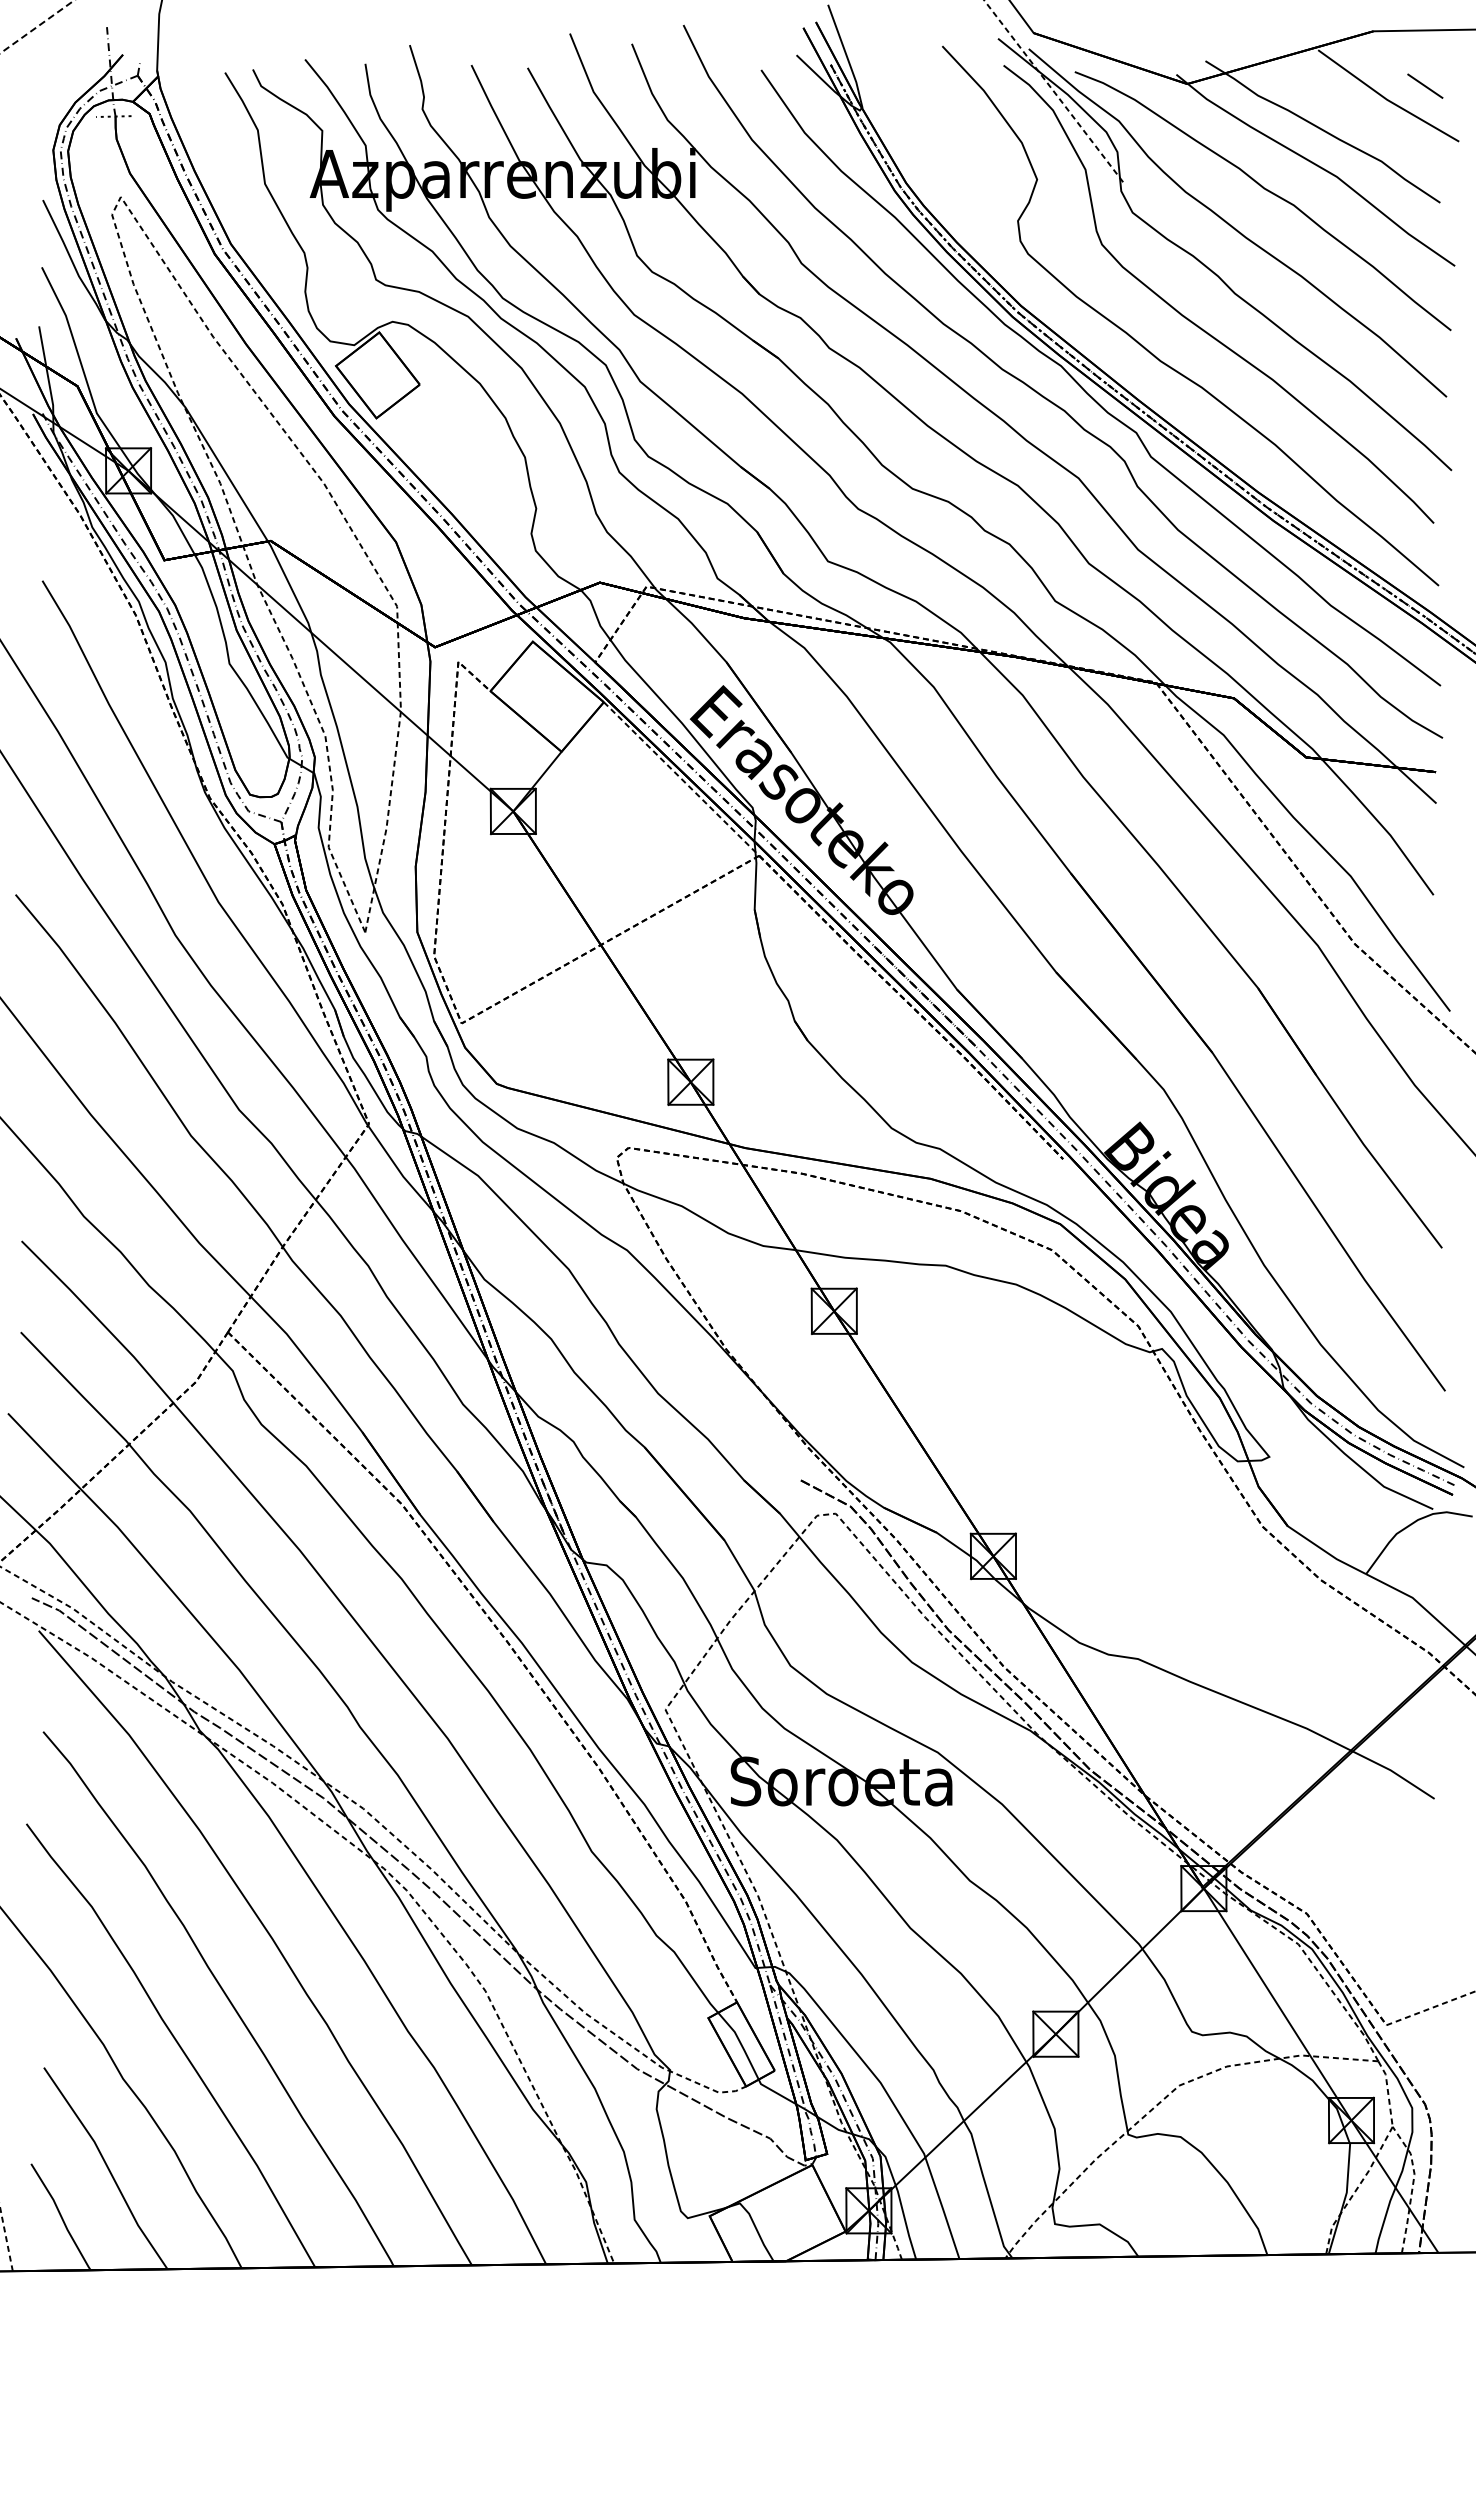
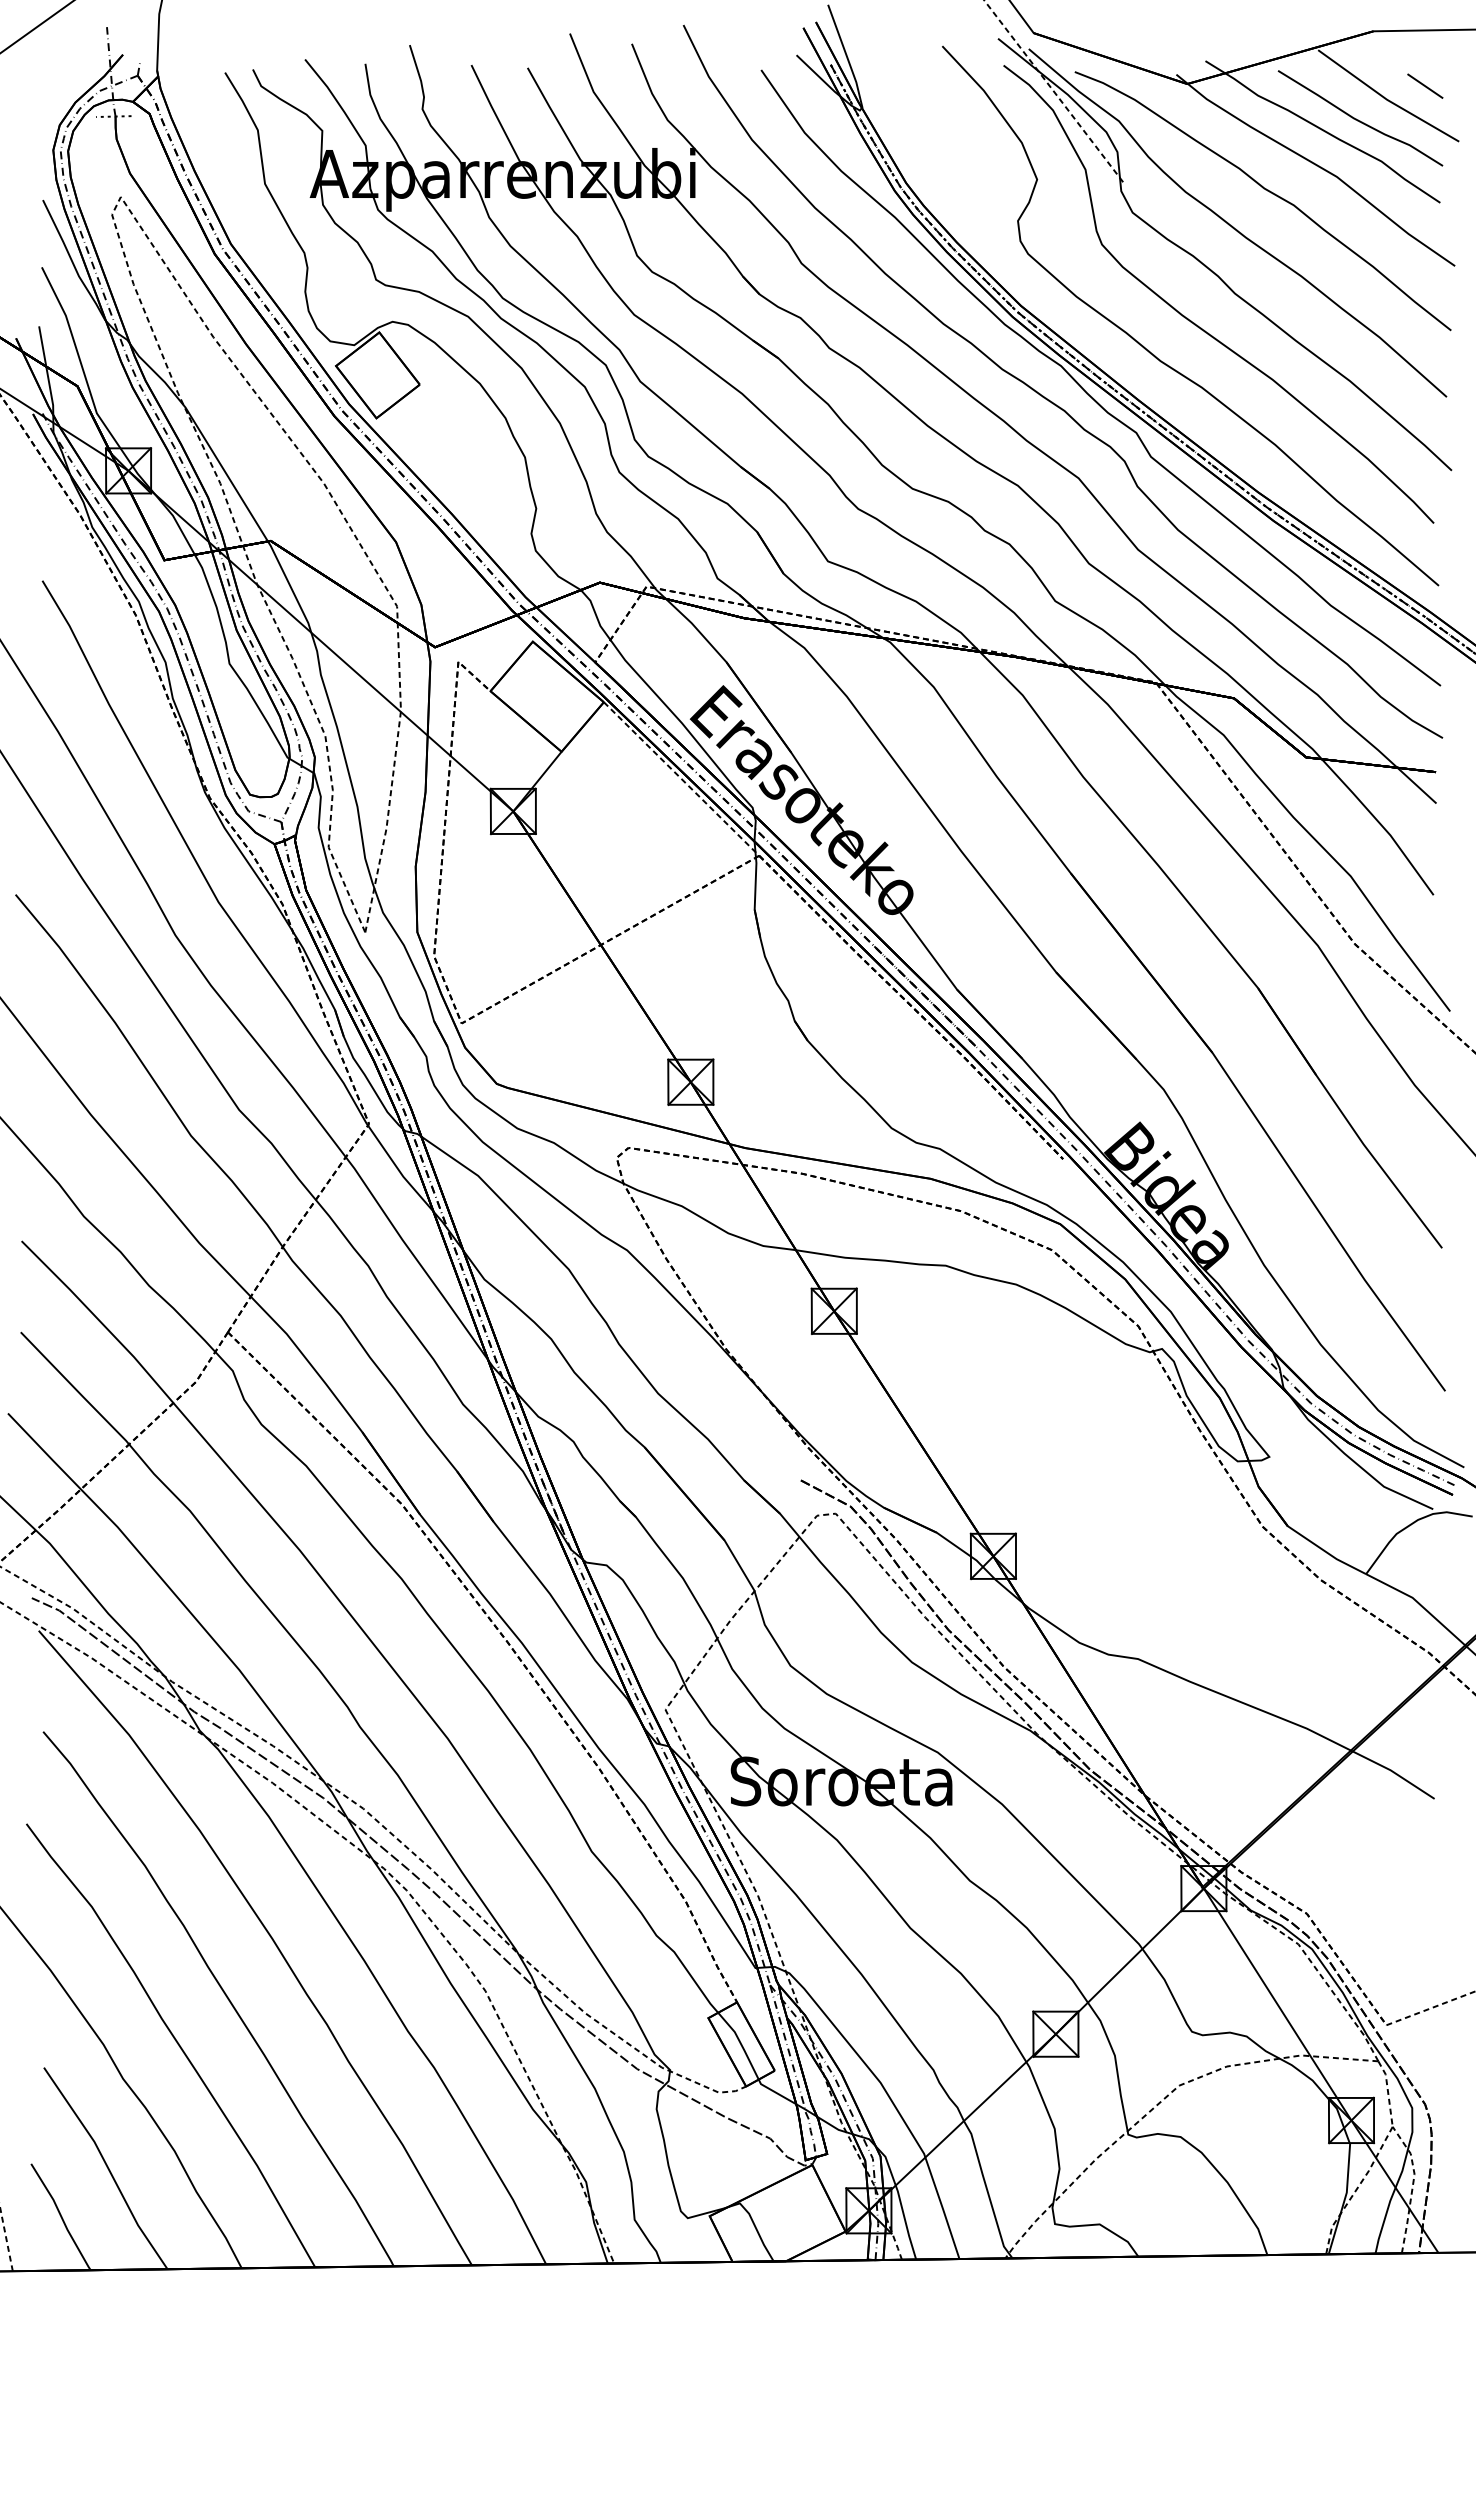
line: dashed -> solid (37, 26)
curve: none -> present (1360, 120)
